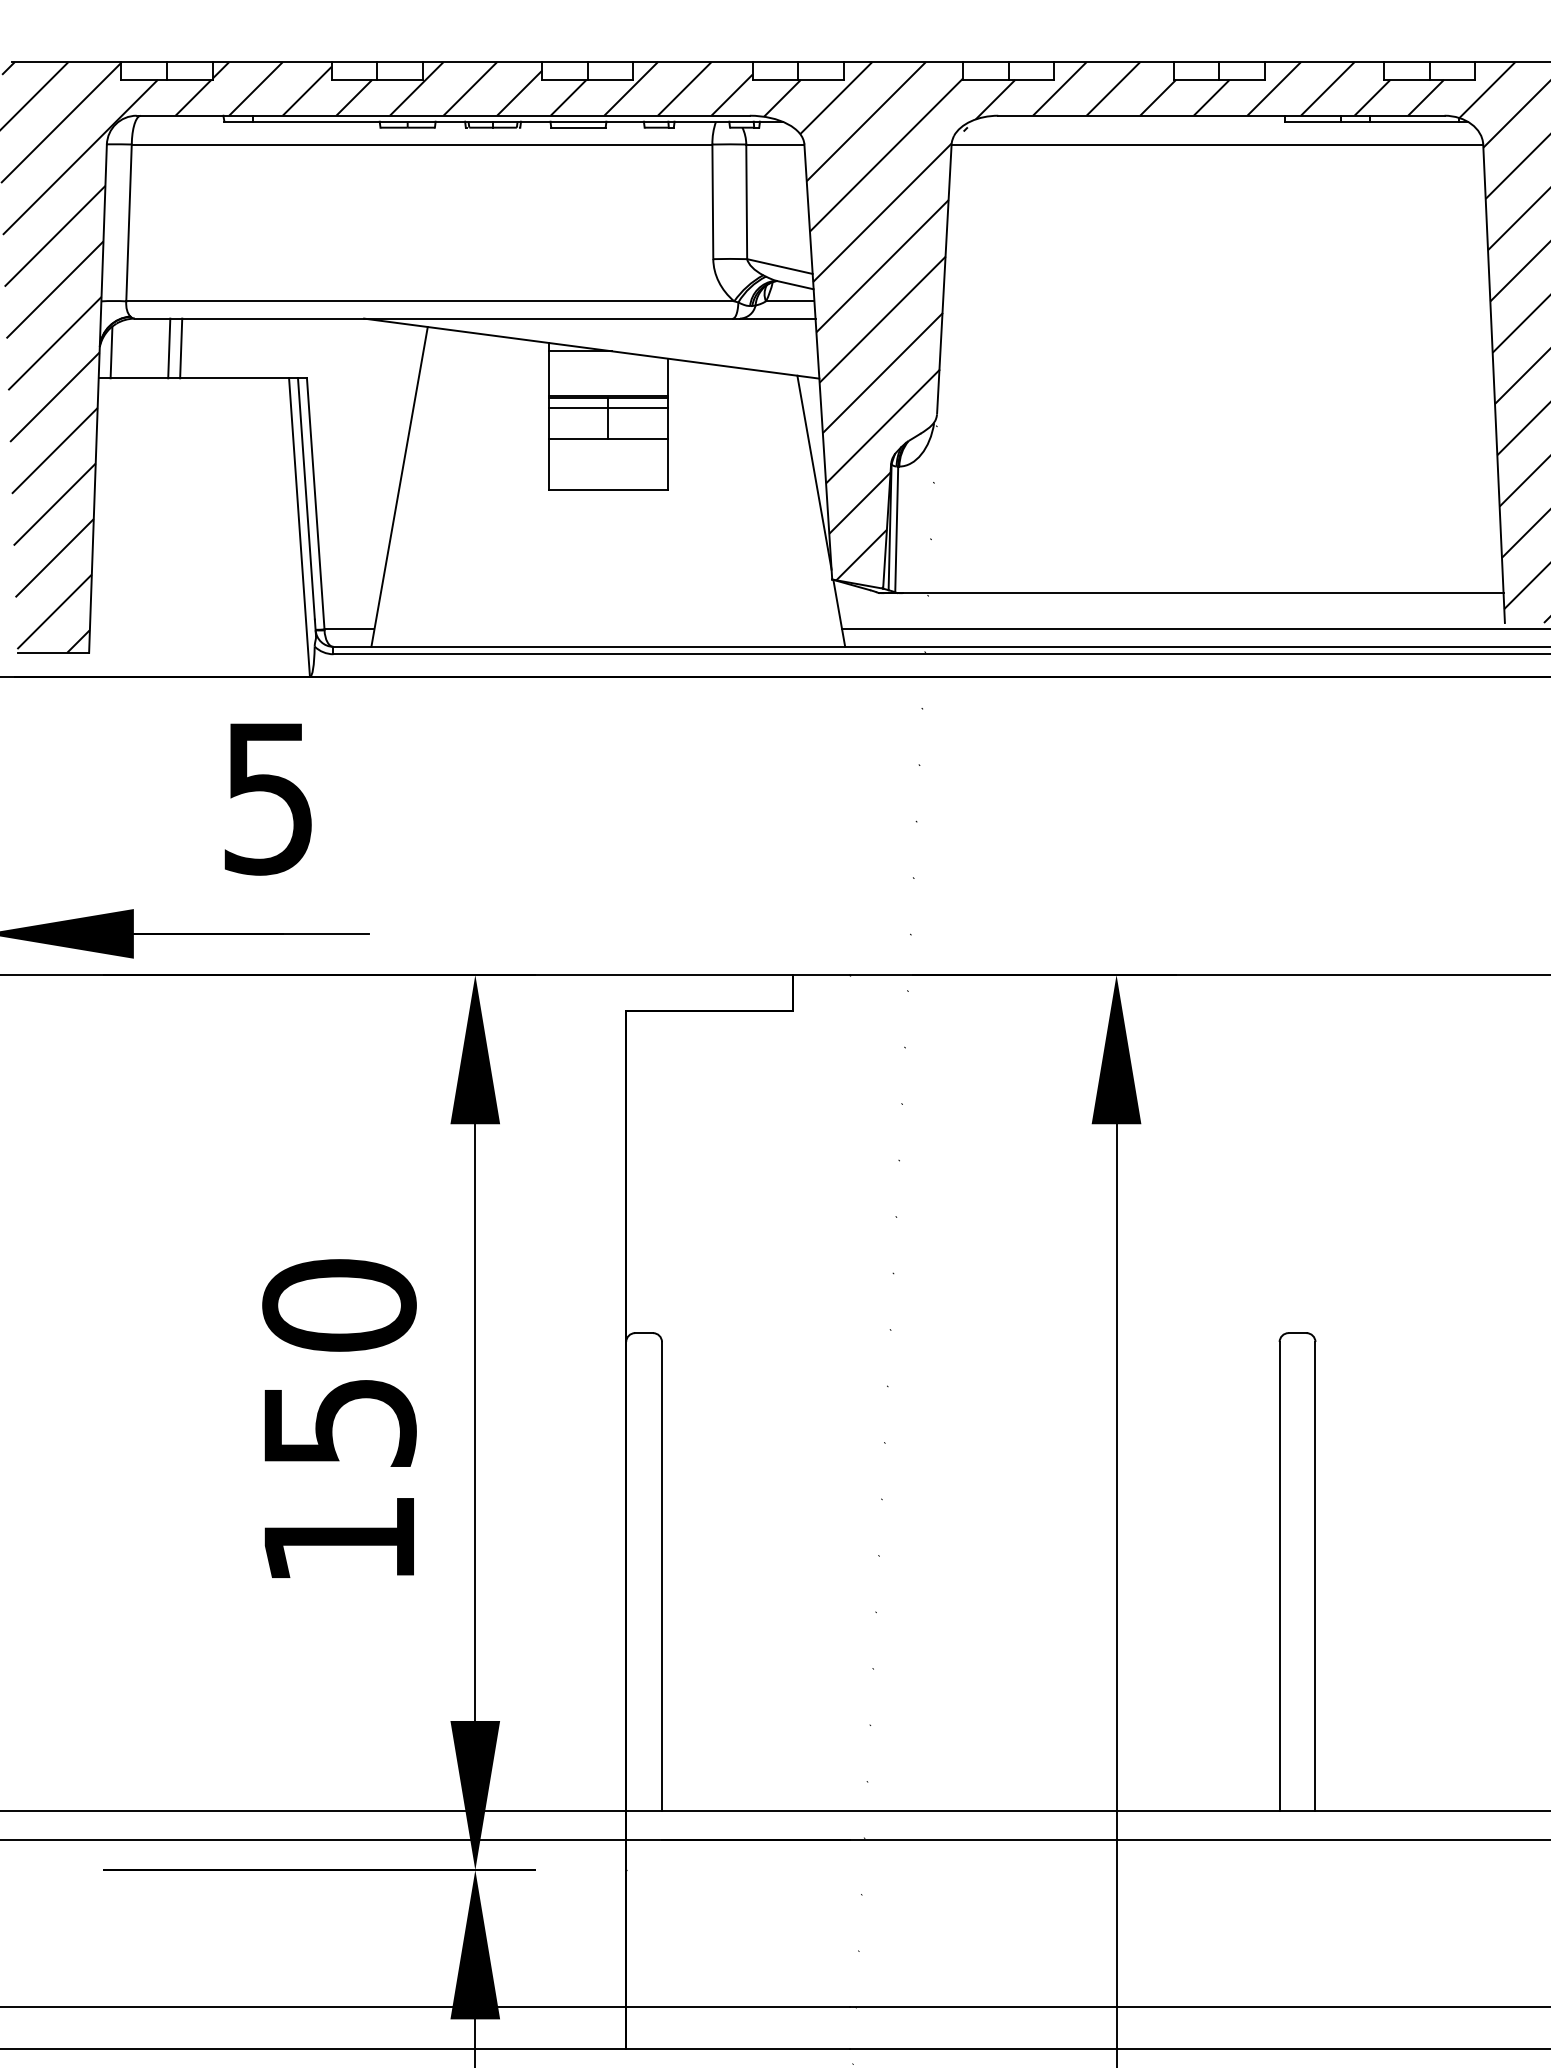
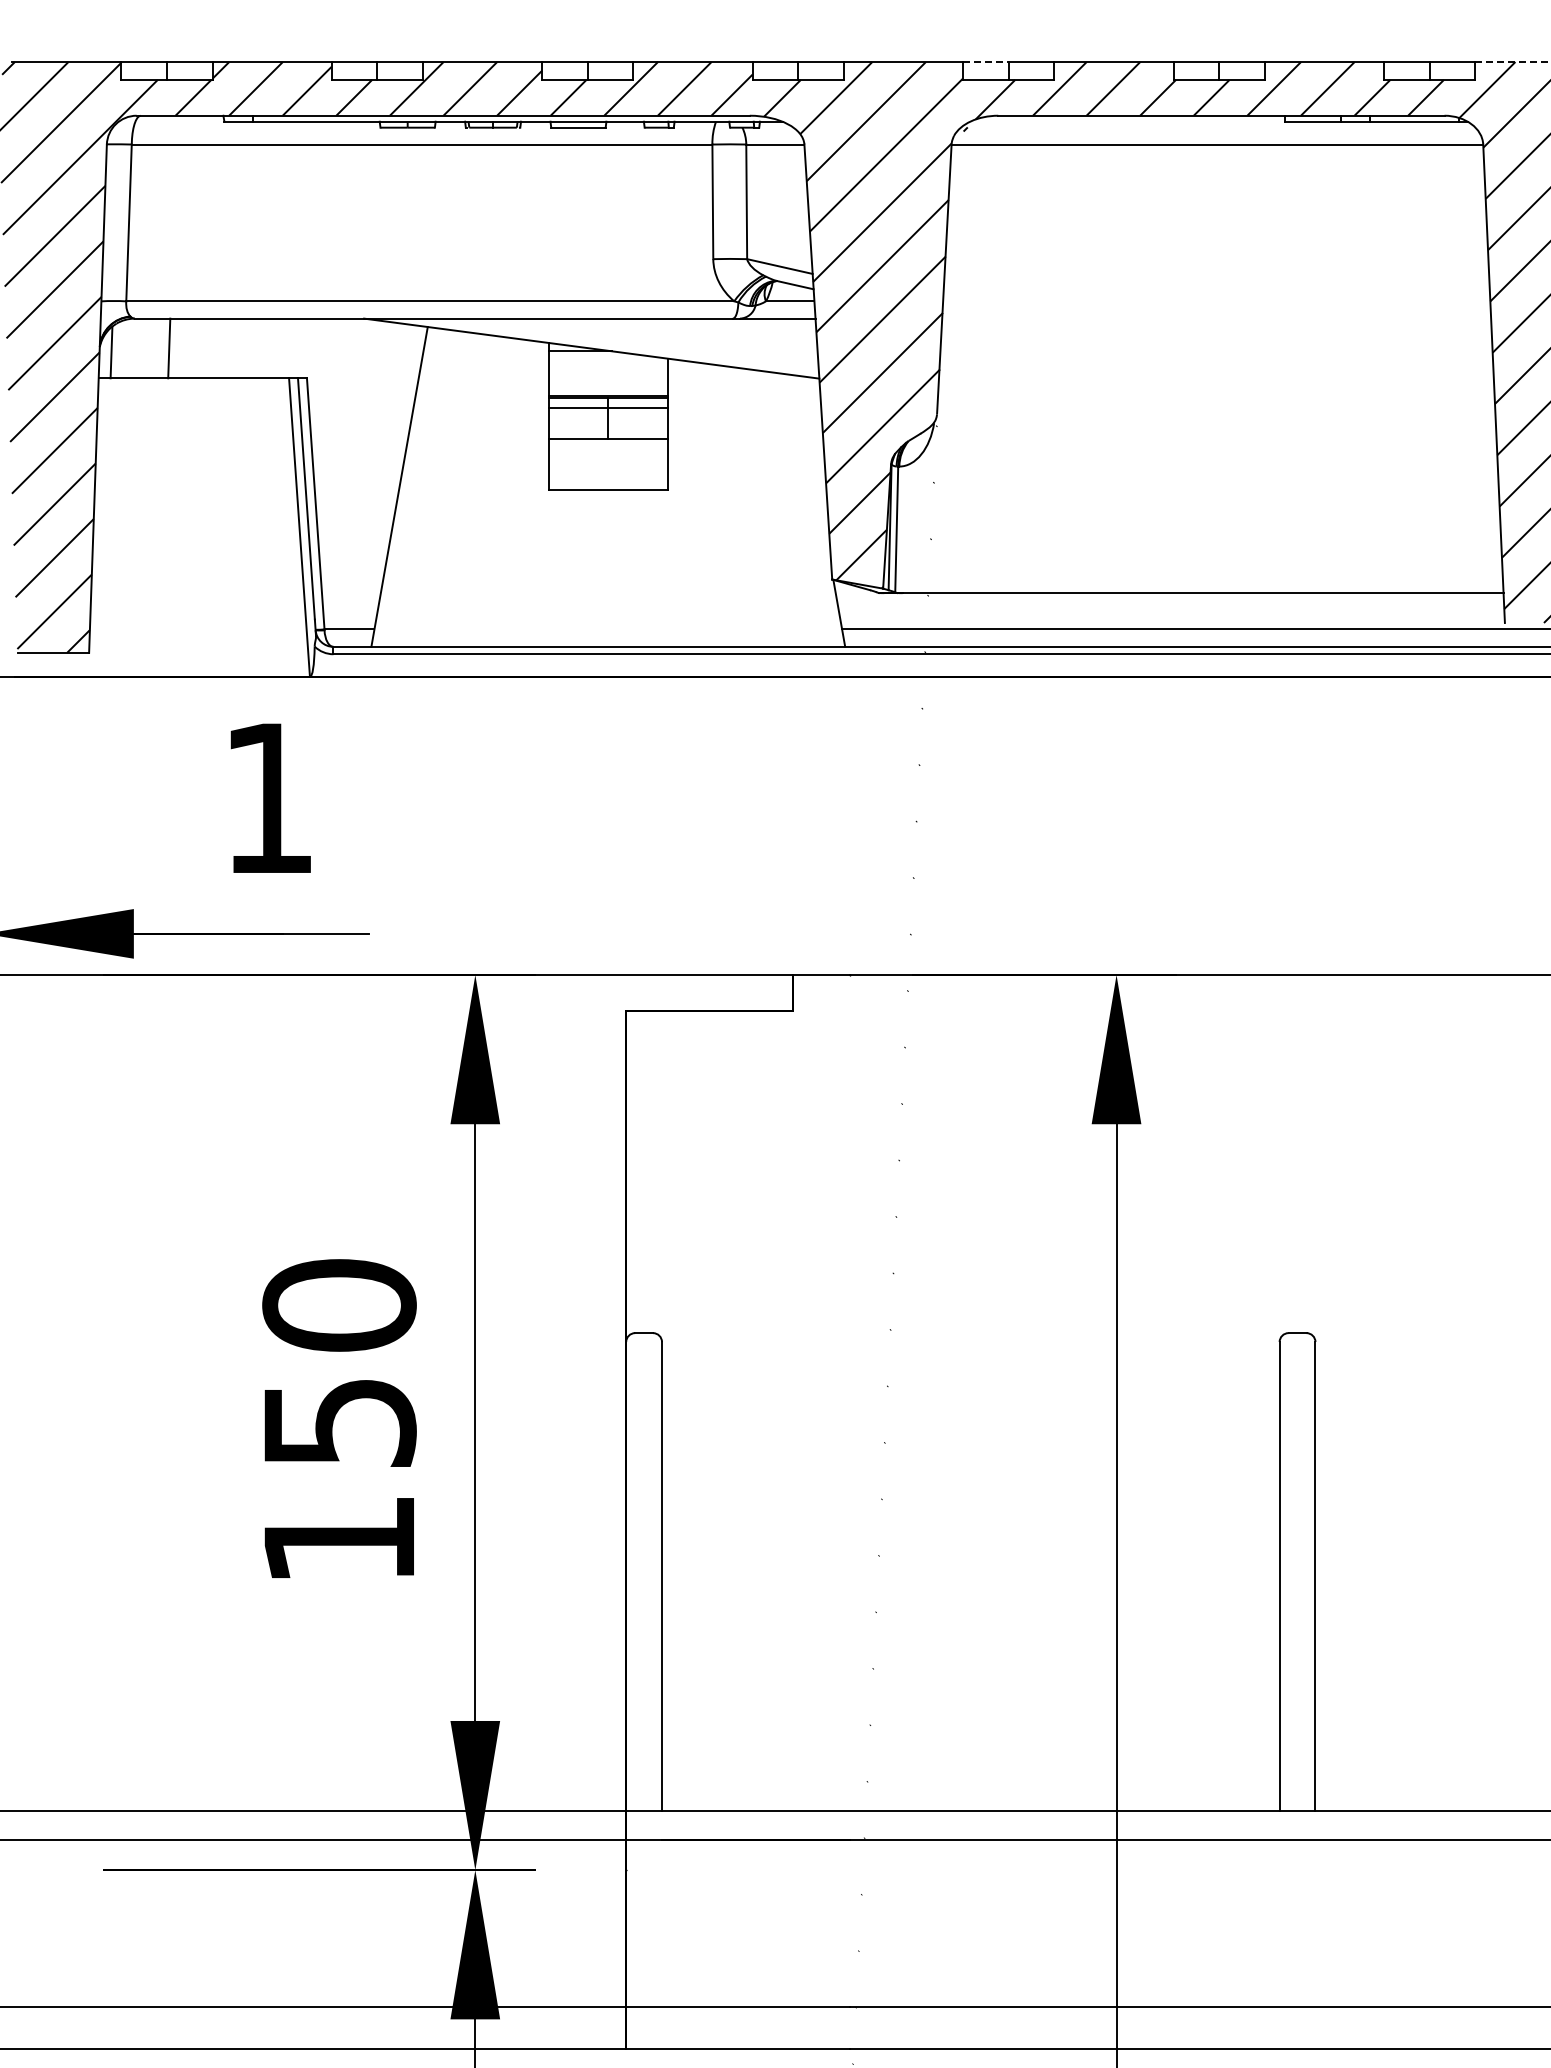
line: solid -> dashed (985, 62)
line: solid -> dashed (1512, 62)
line: present -> none (181, 348)
line: present -> none (814, 472)
text: 5 -> 1 (267, 799)
